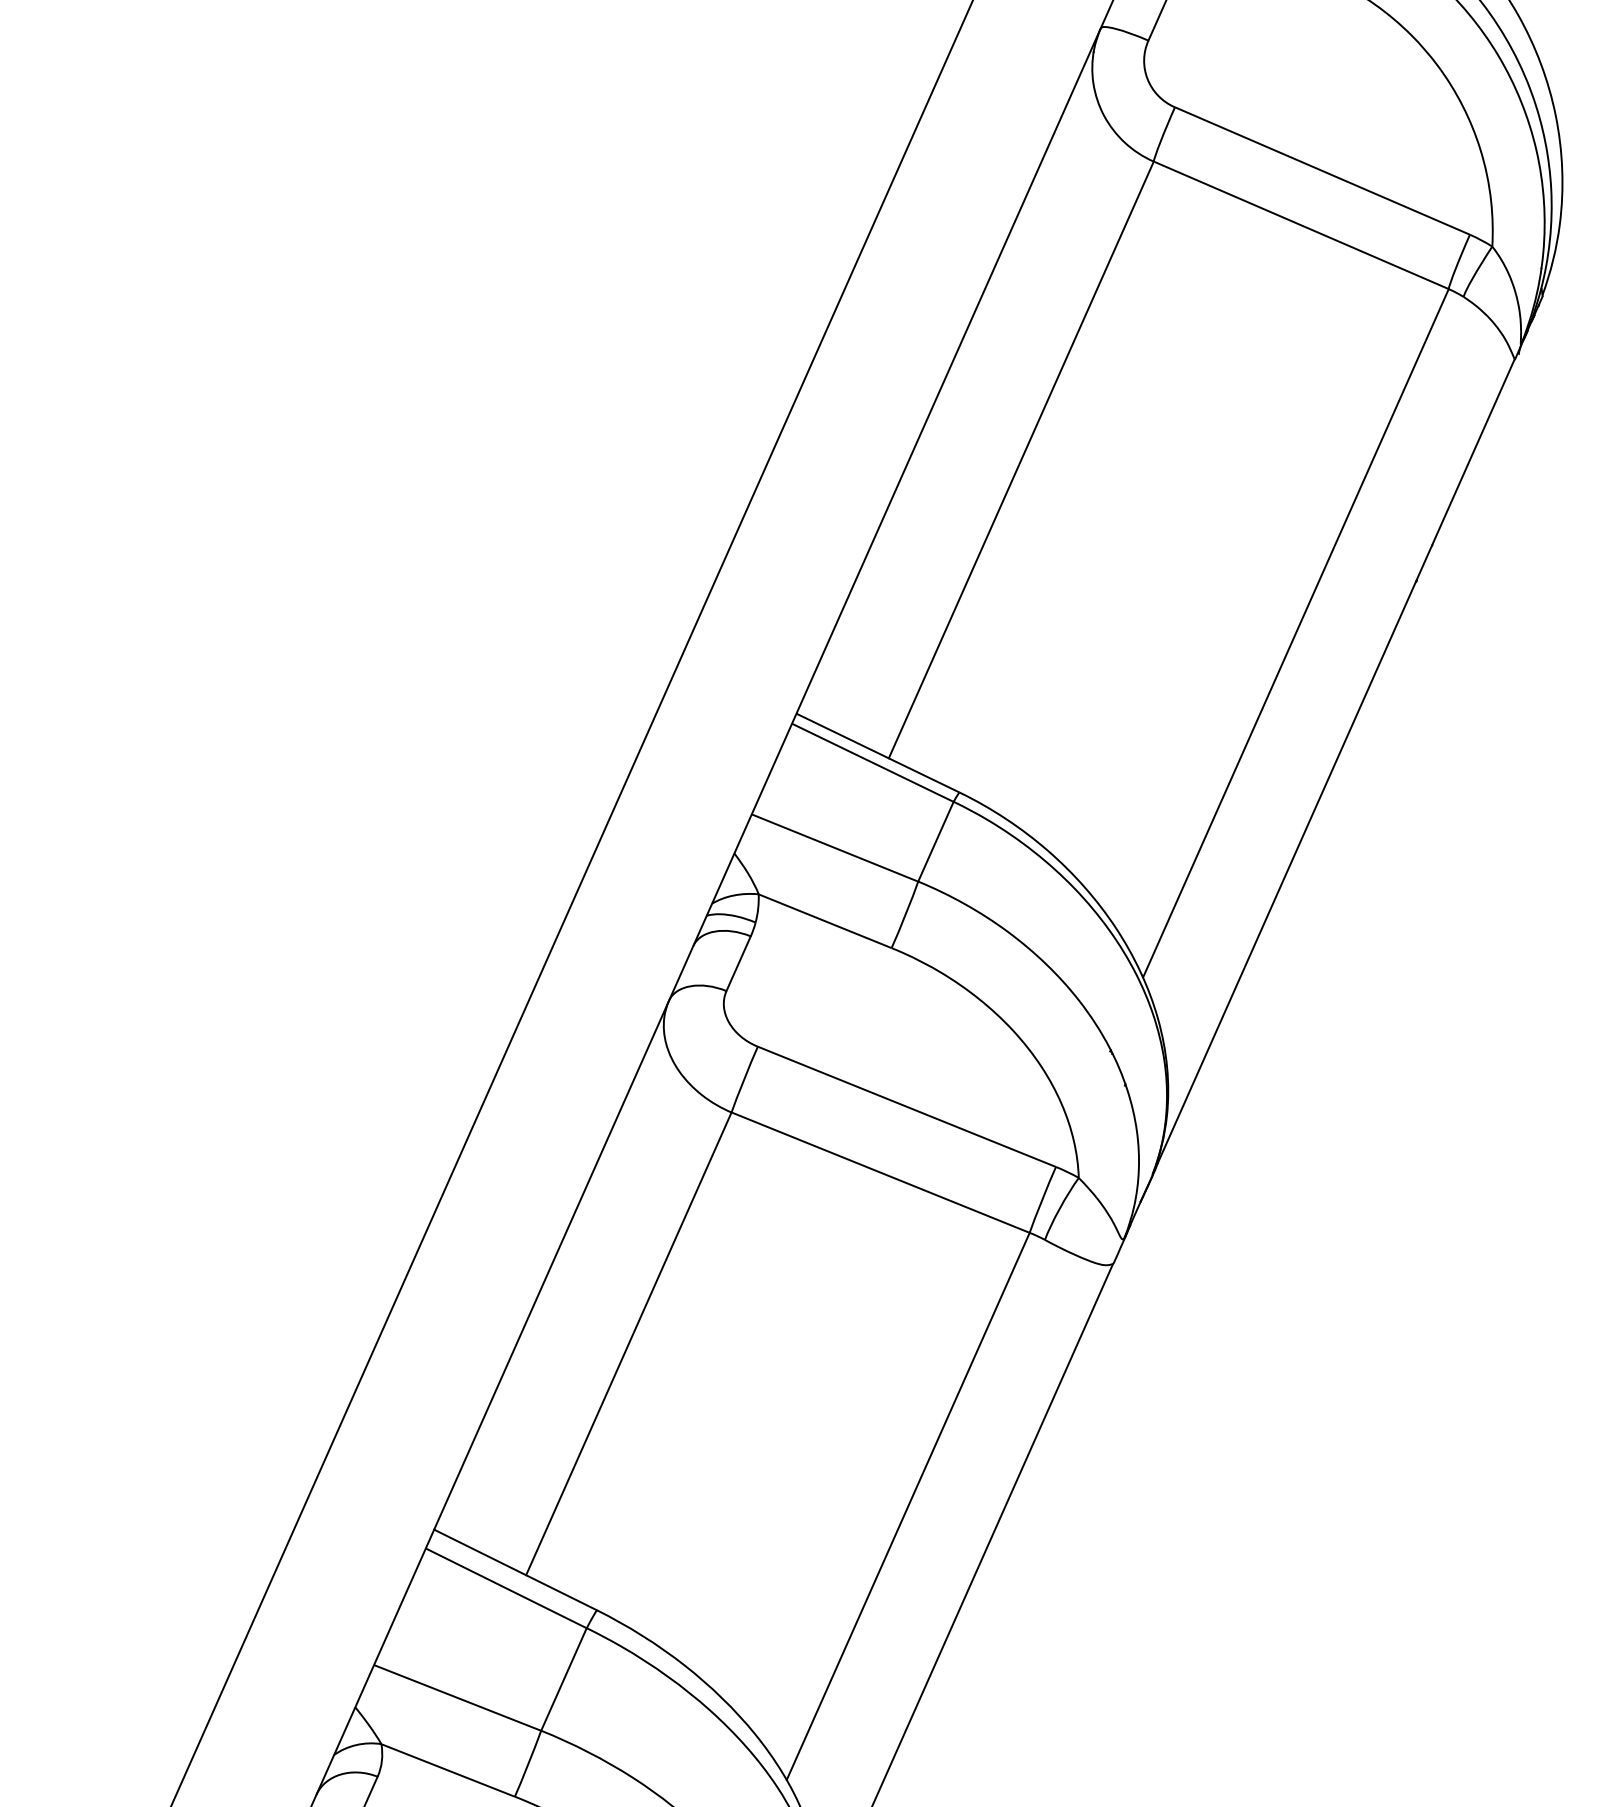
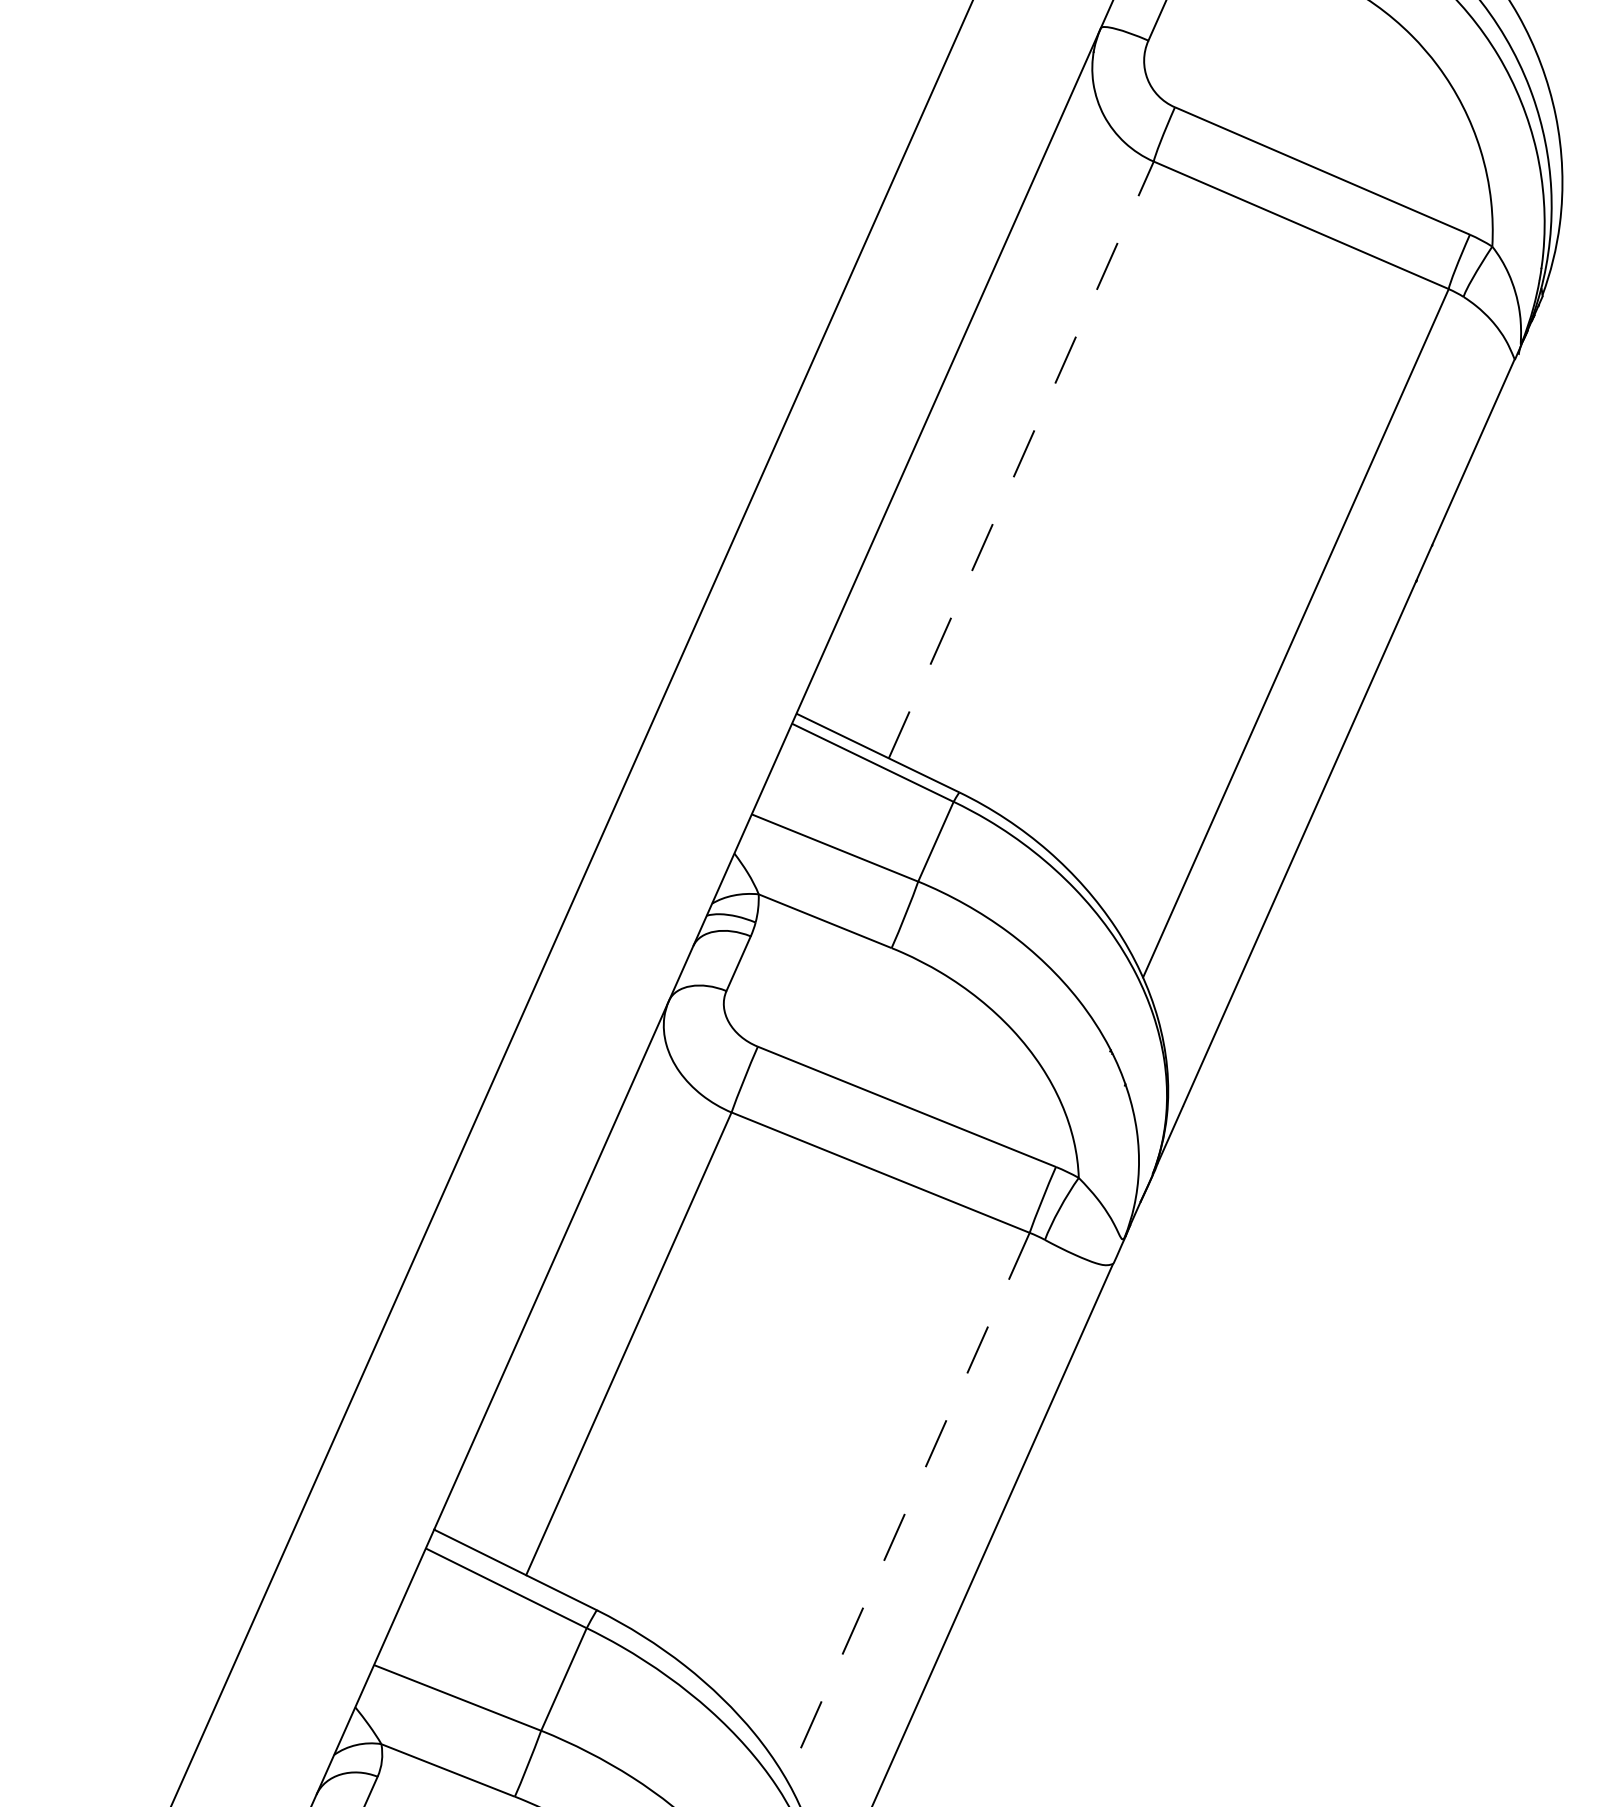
line: solid -> dashed (1021, 459)
line: solid -> dashed (908, 1506)
